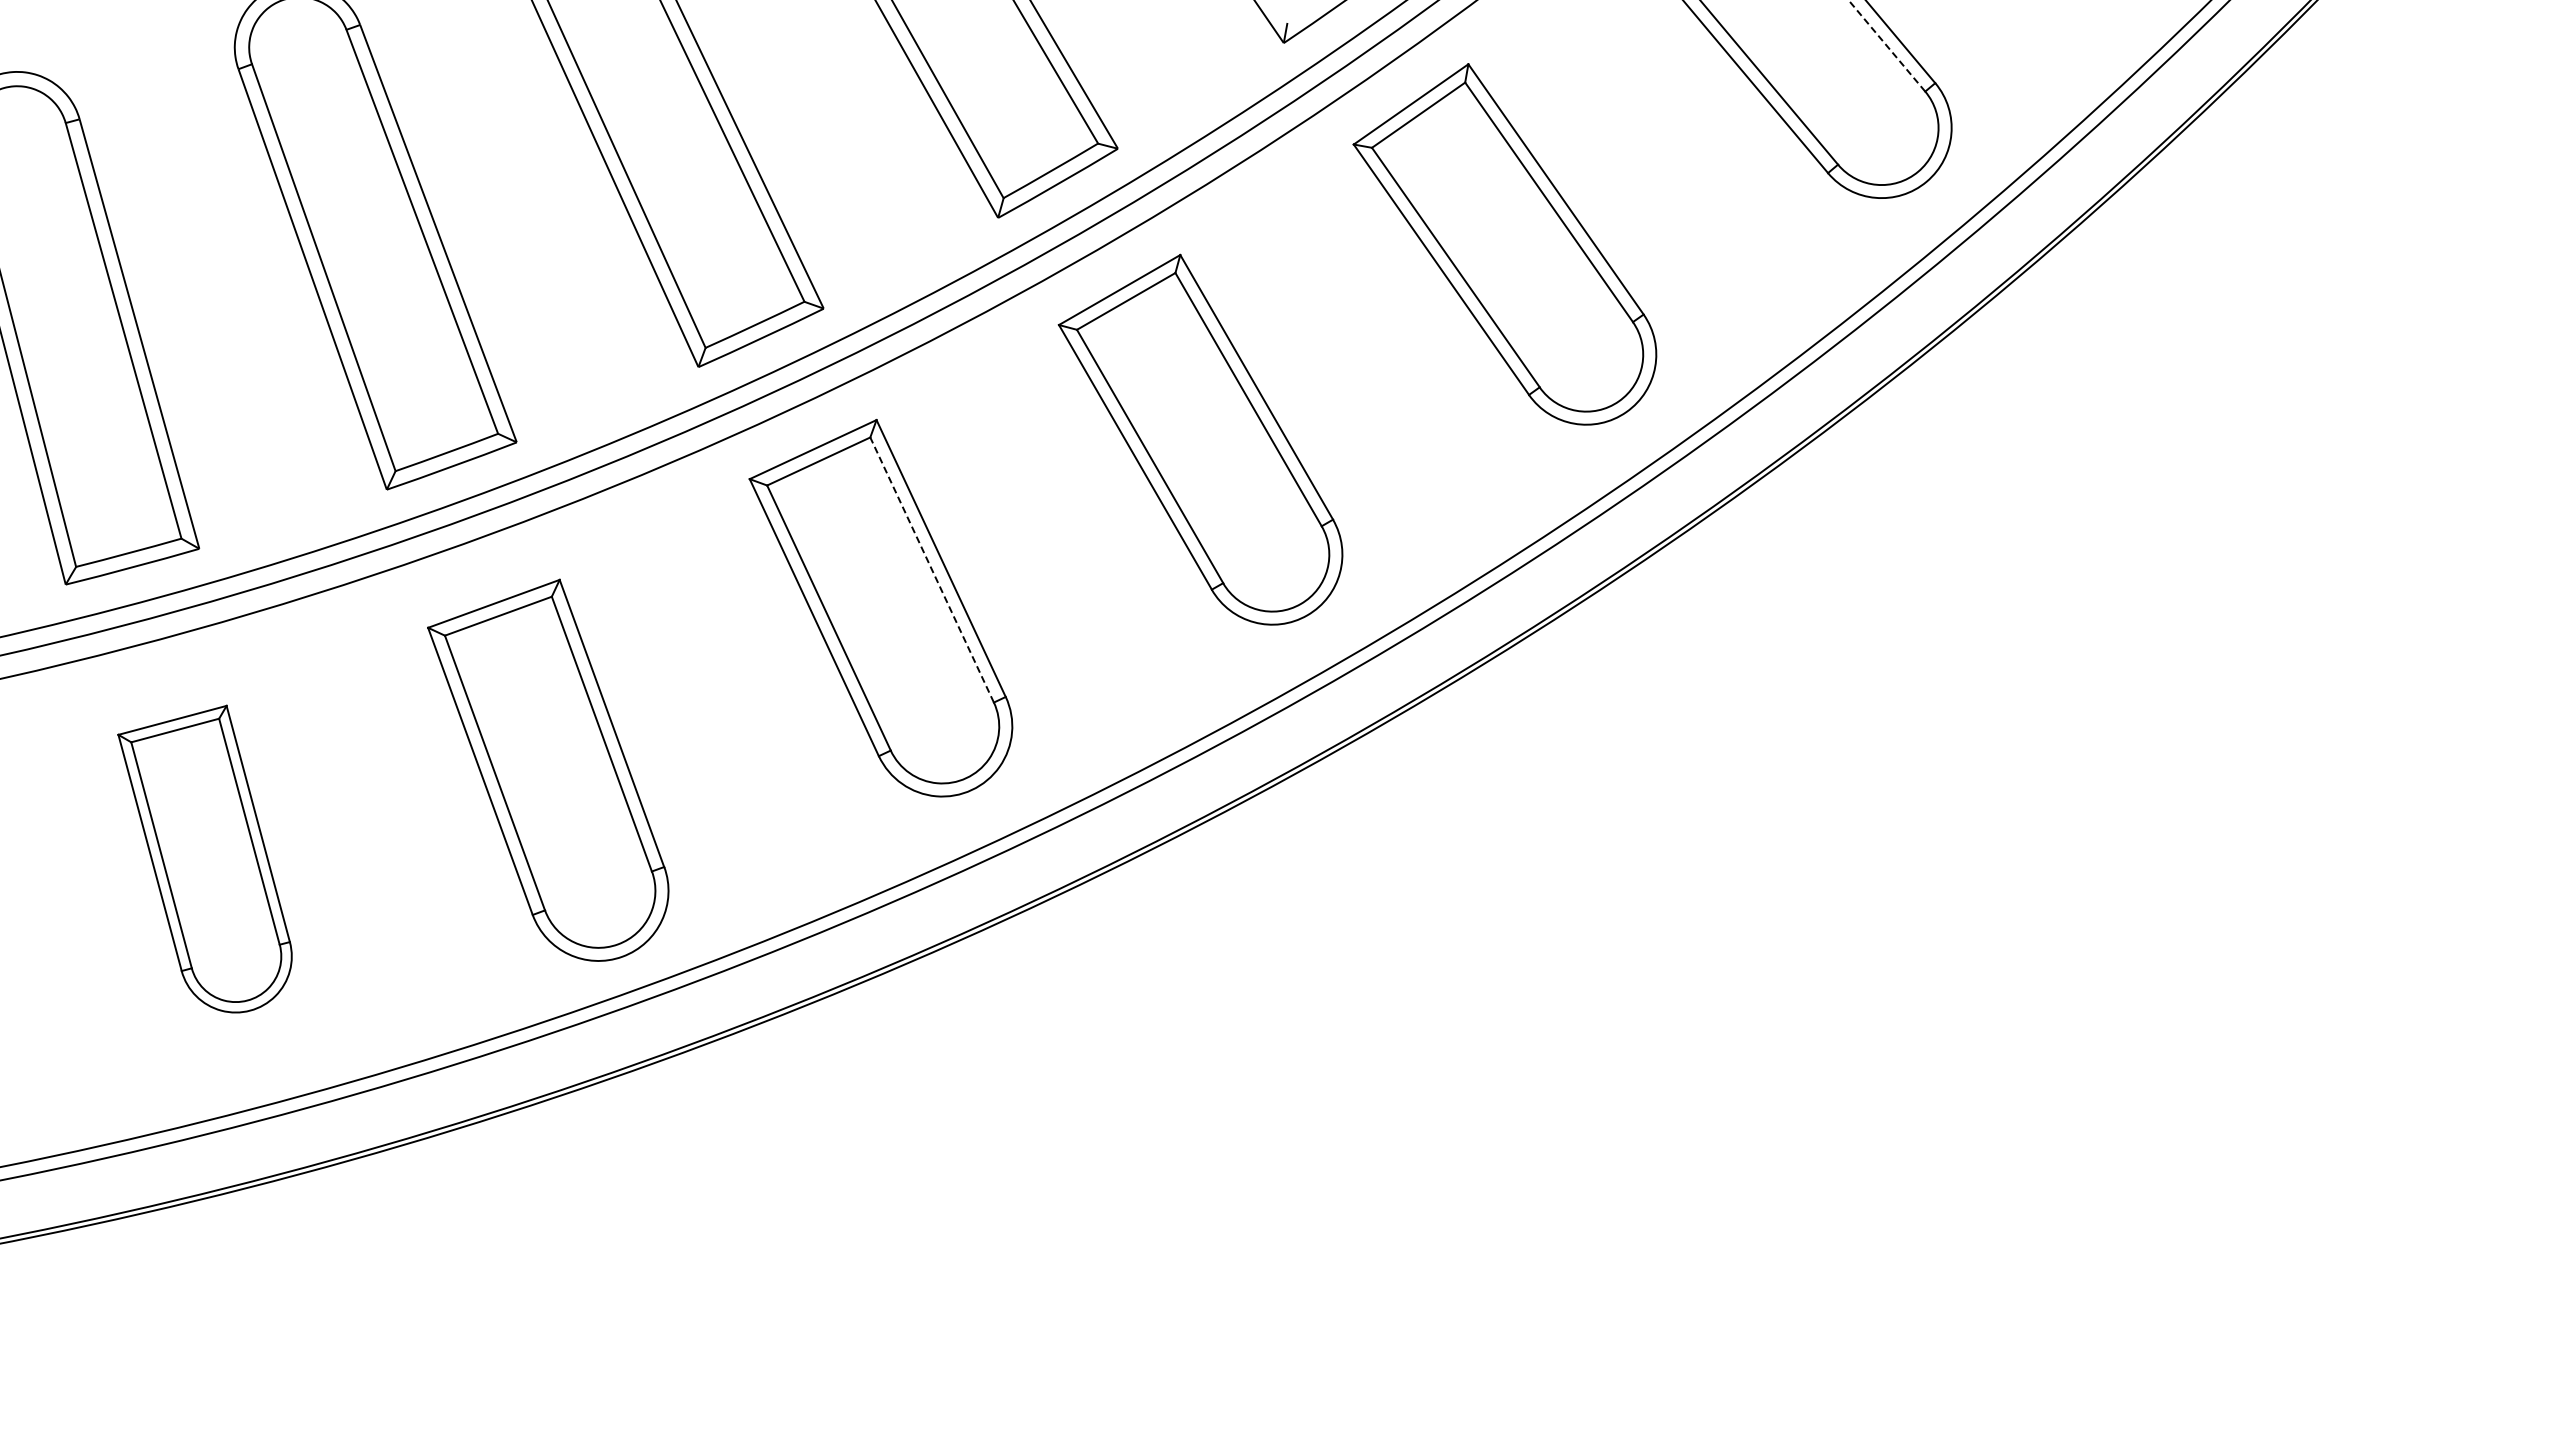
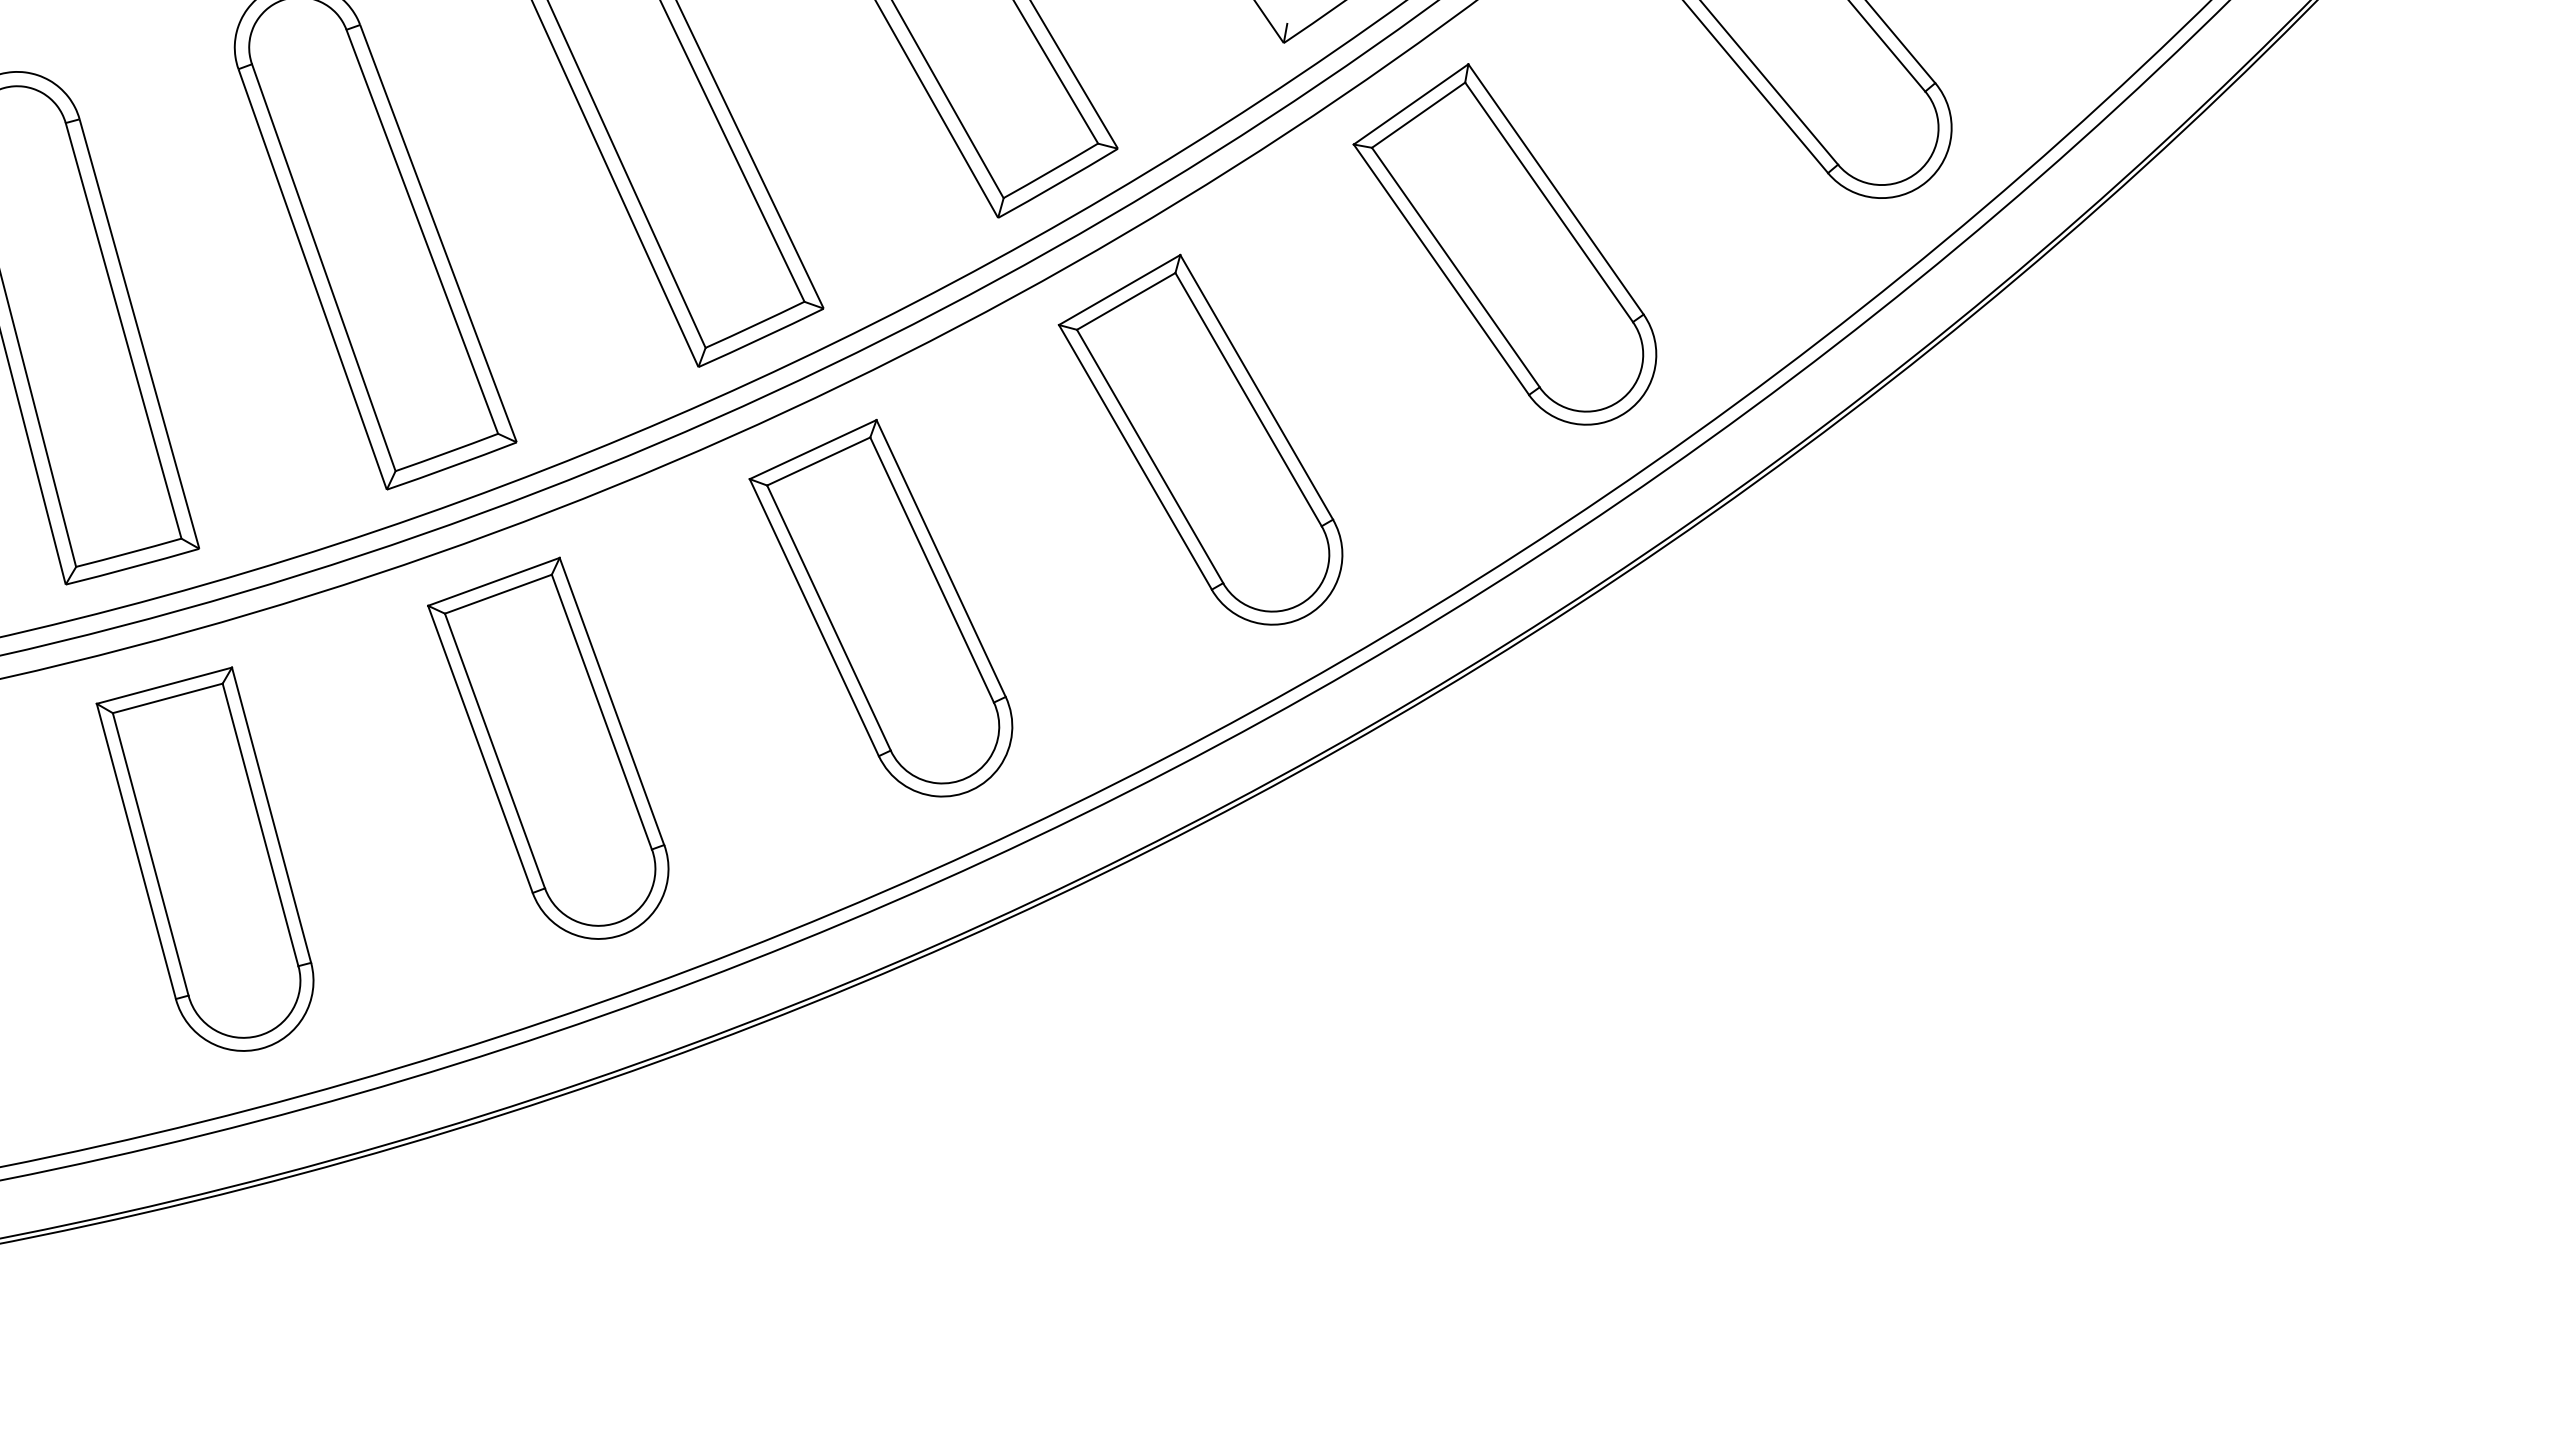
line: dashed -> solid (1886, 45)
line: dashed -> solid (931, 569)
part position: (548, 769) -> (548, 747) (548, 747)
part size: 176x310 px -> 220x386 px (204, 858)
